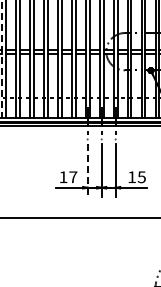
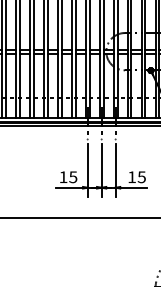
line: dashed -> solid (1, 59)
line: dashed -> solid (87, 171)
text: 17 -> 15 (73, 177)
